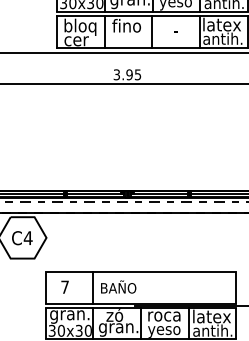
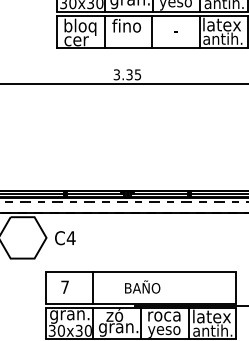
line: present -> none (123, 52)
text: 3.95 -> 3.35 (129, 74)
text position: (22, 238) -> (65, 238) (65, 238)
text position: (118, 286) -> (142, 286) (142, 286)
